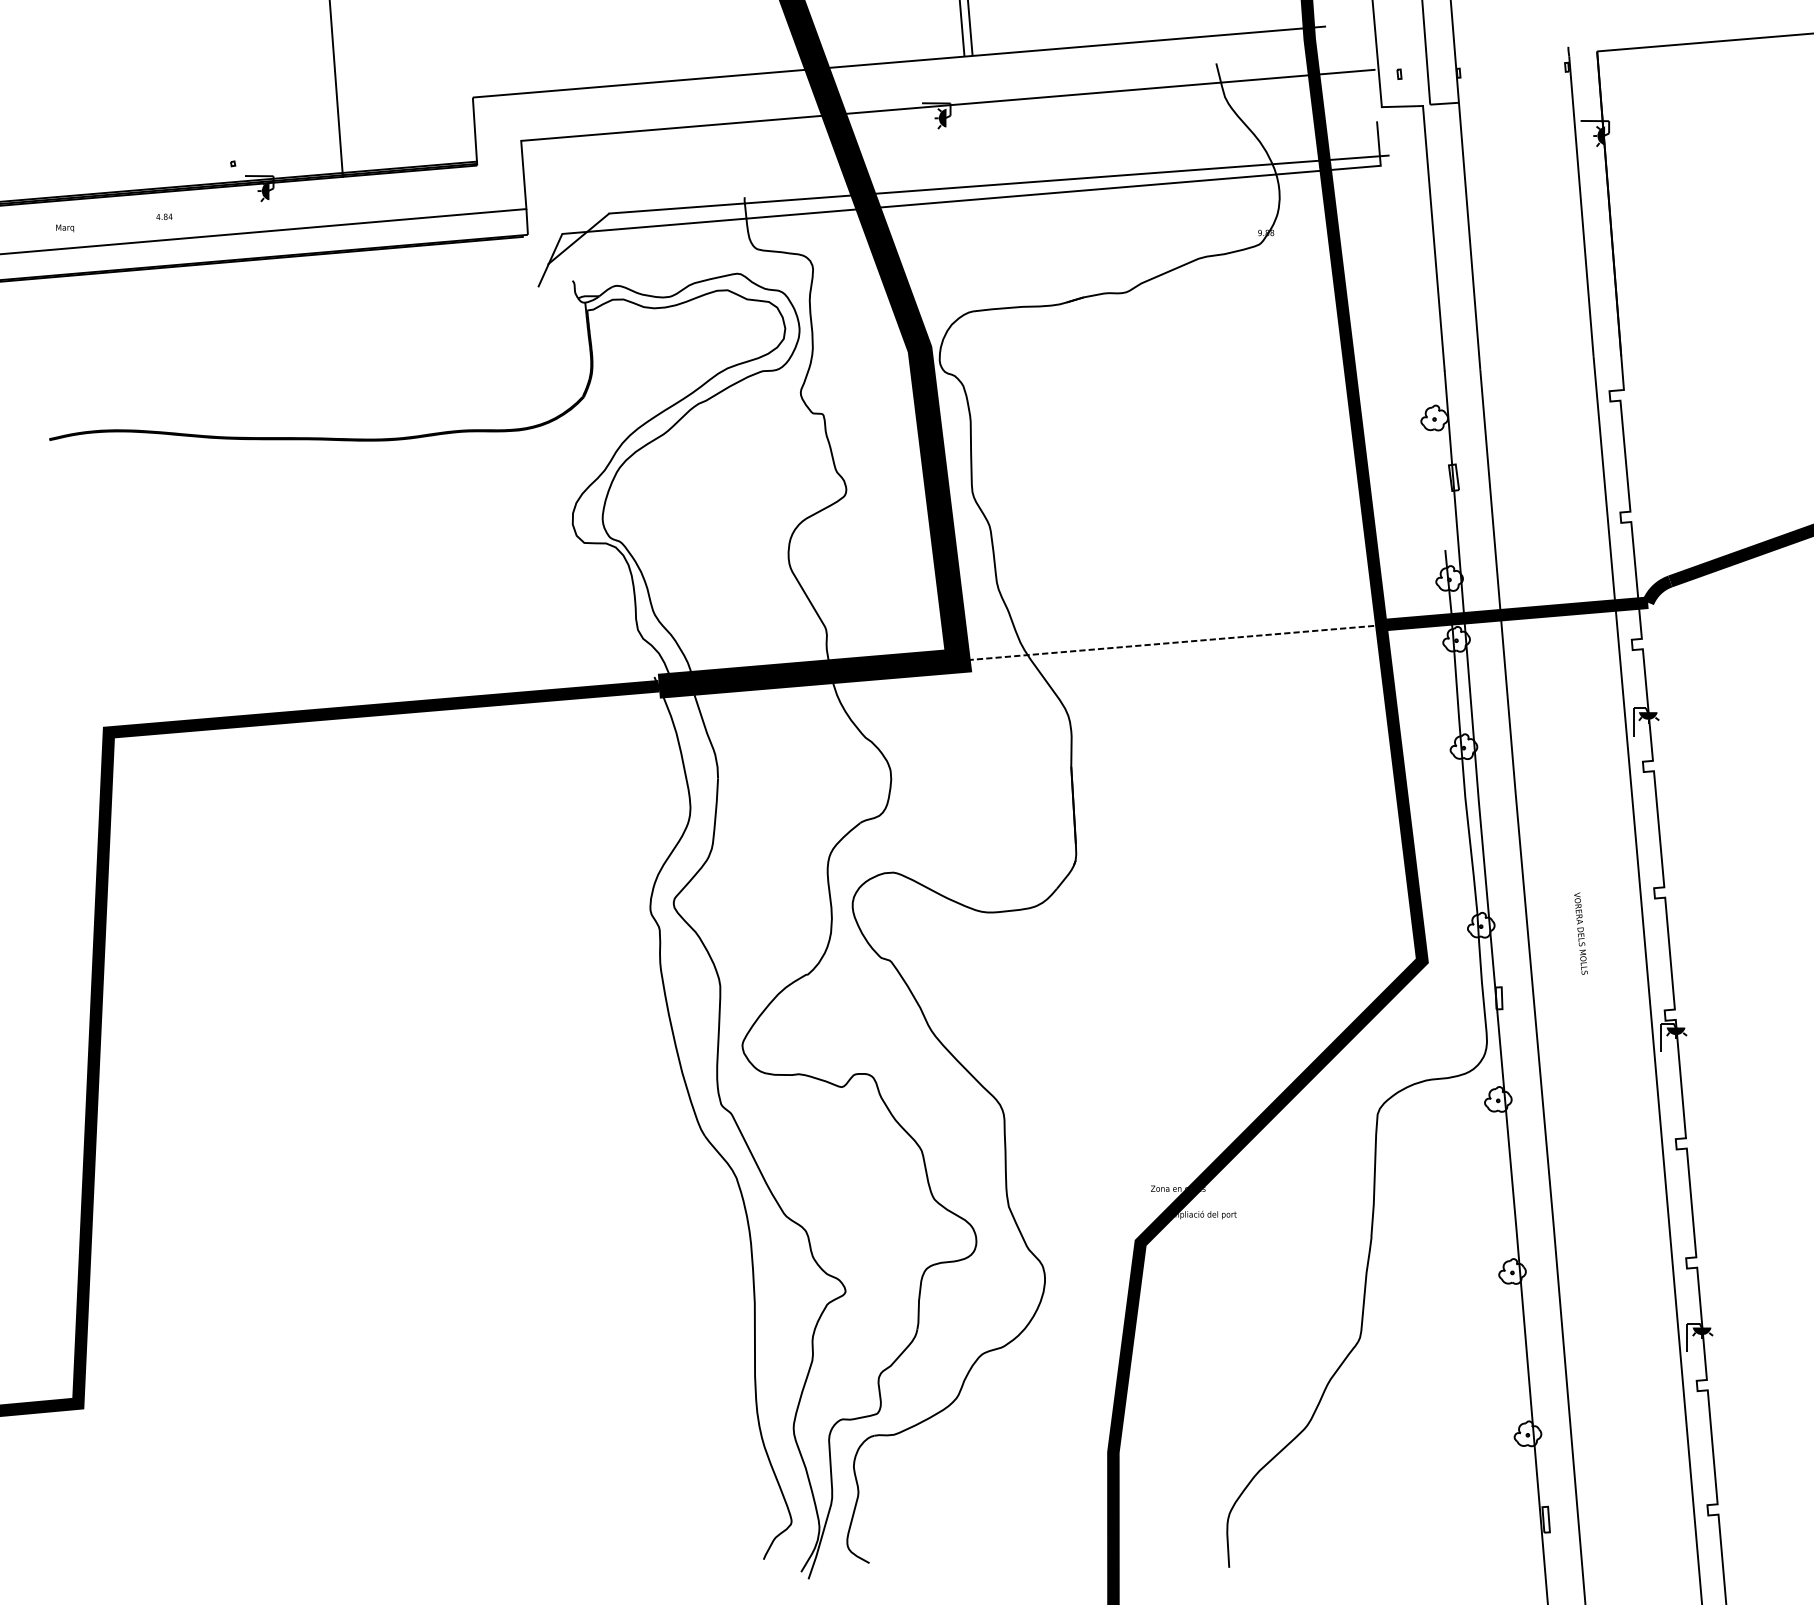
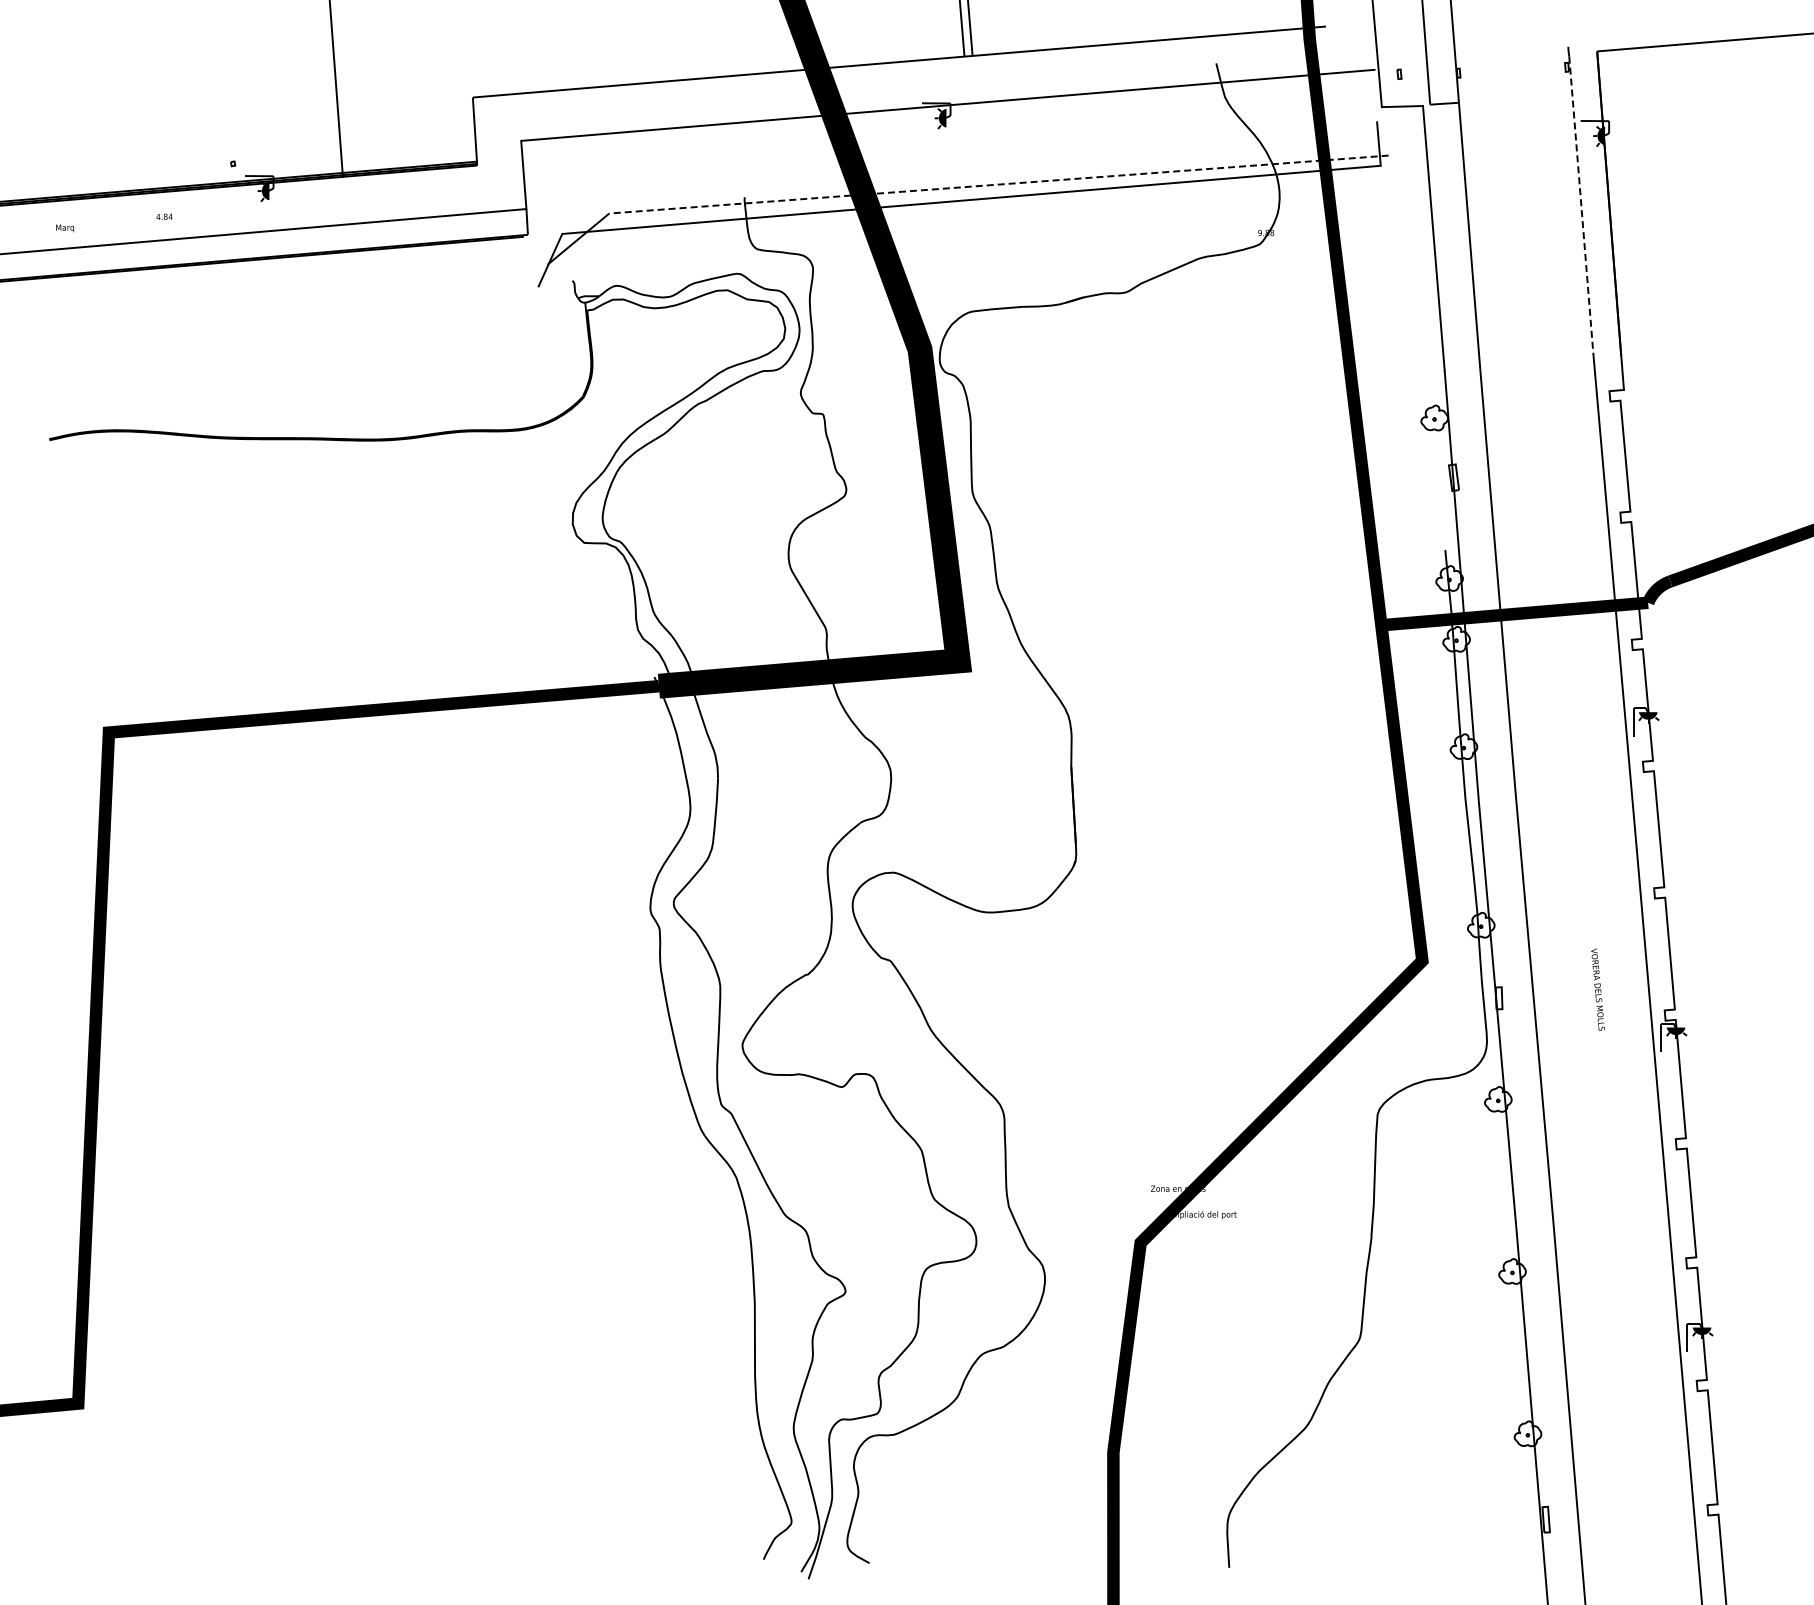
line: solid -> dashed (998, 184)
line: solid -> dashed (1581, 206)
line: present -> none (1169, 642)
text position: (1580, 933) -> (1597, 989) (1597, 989)
